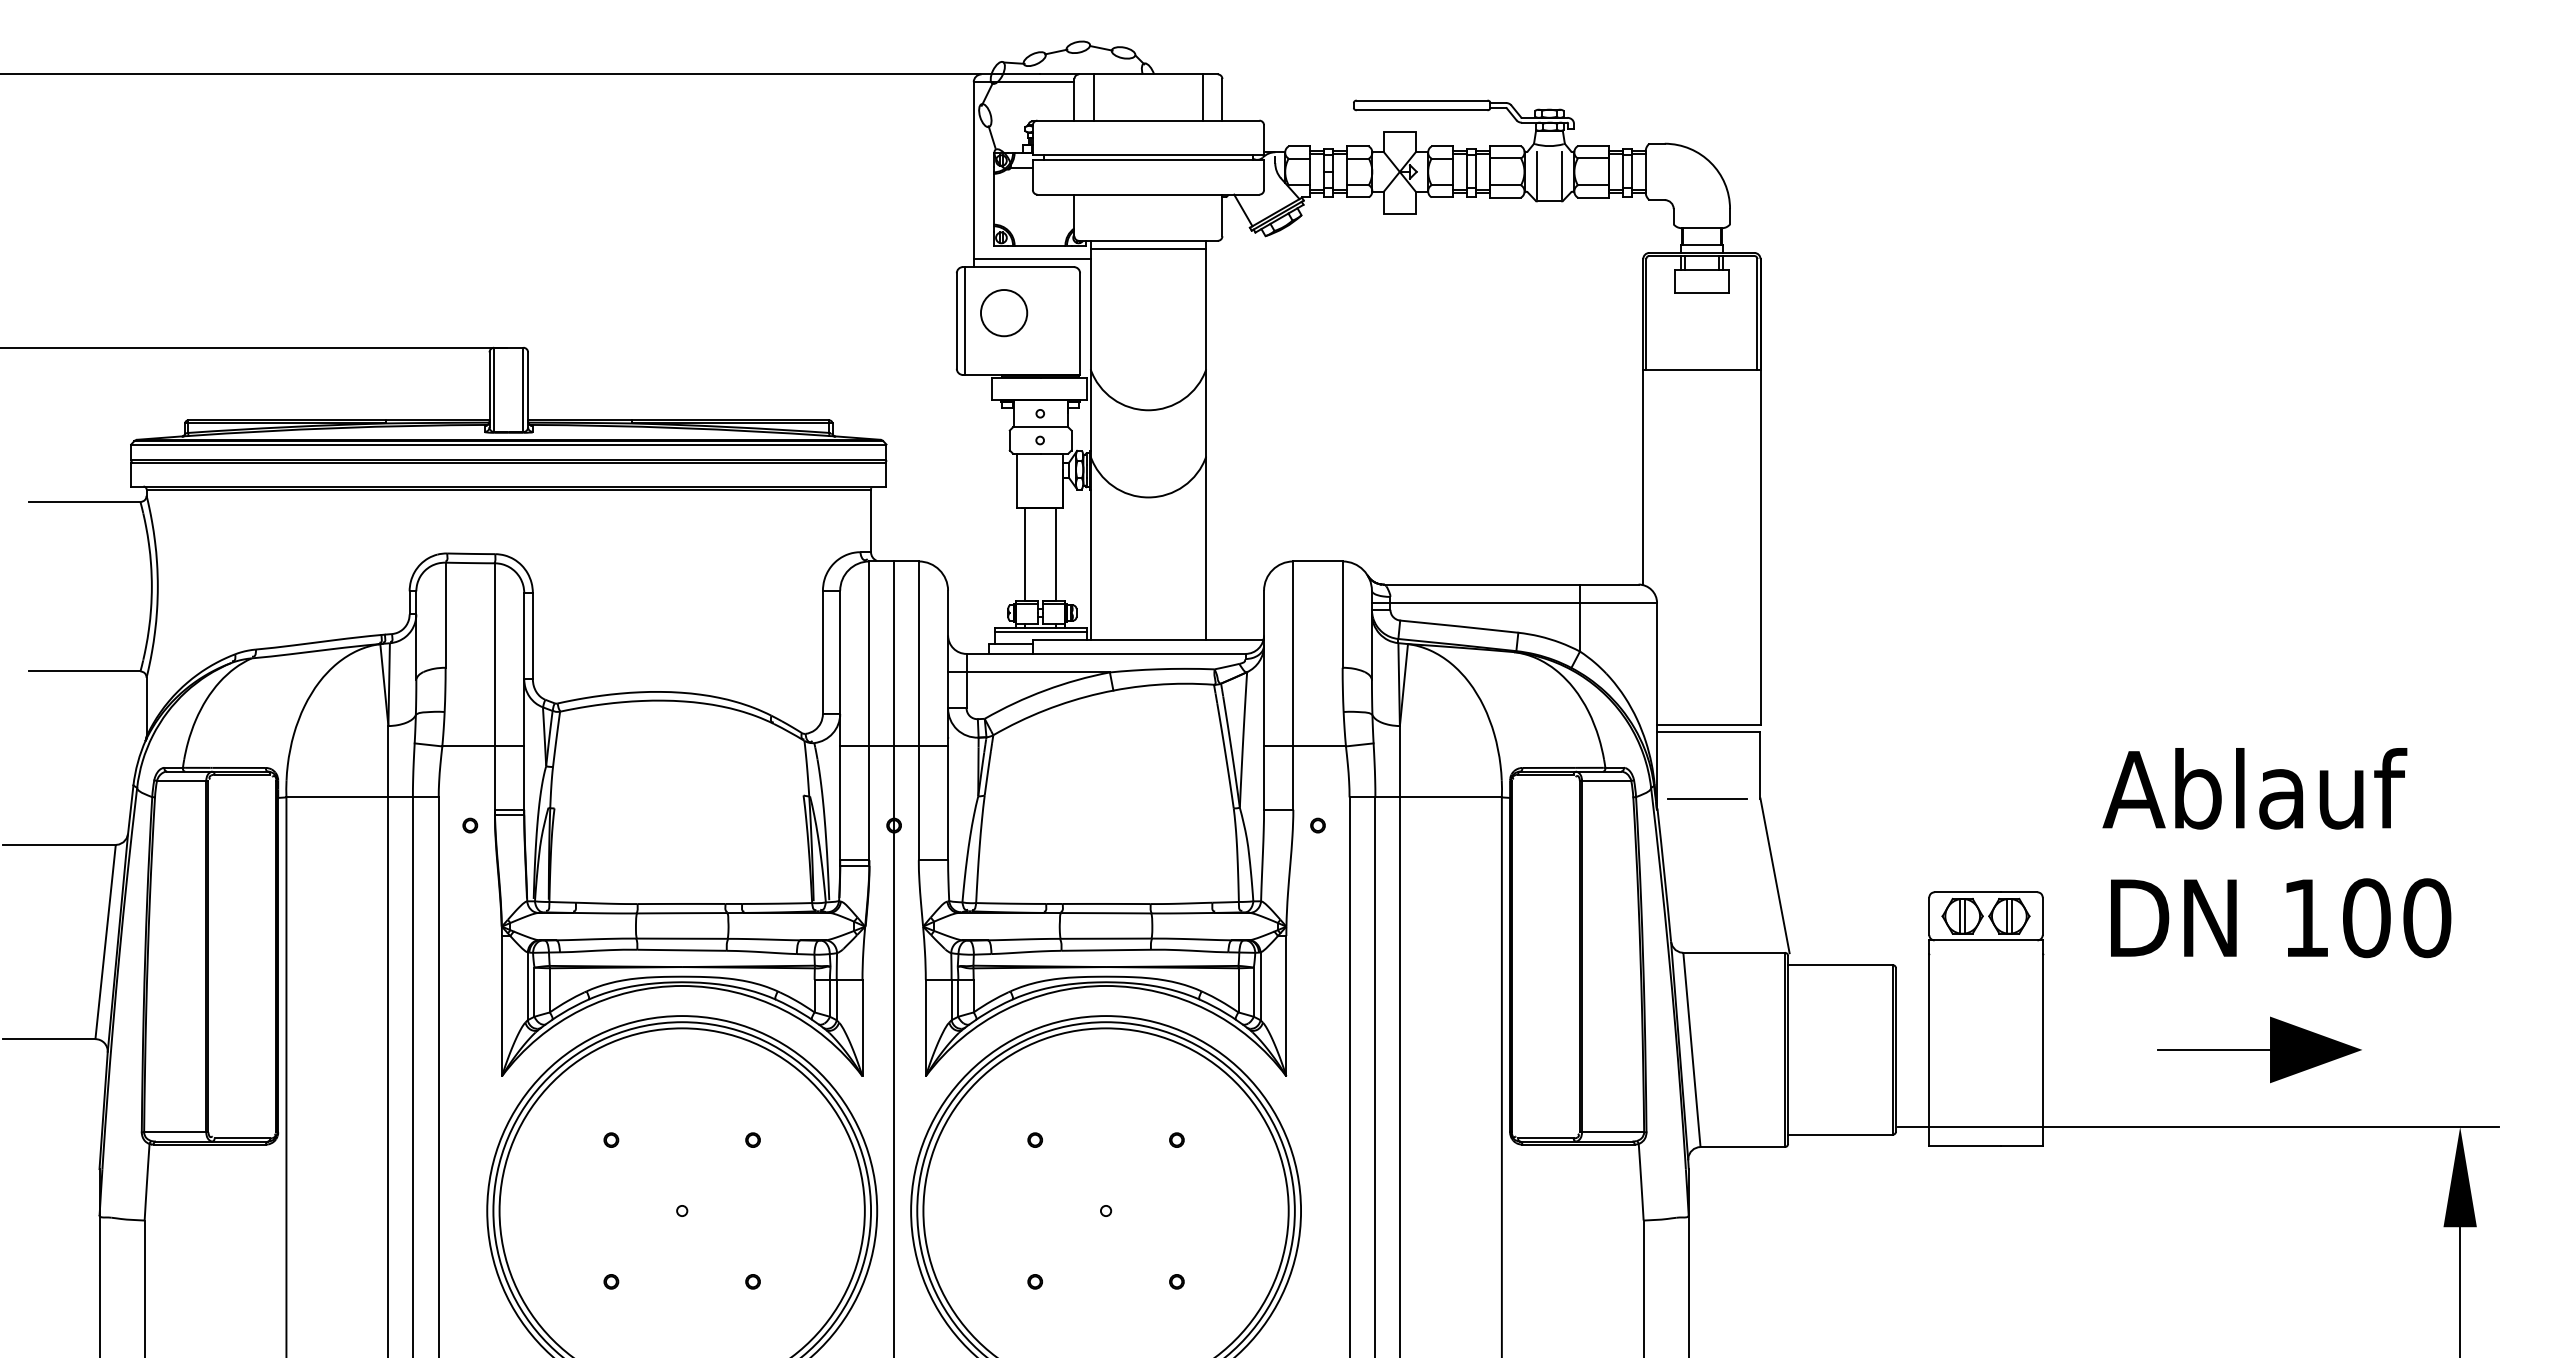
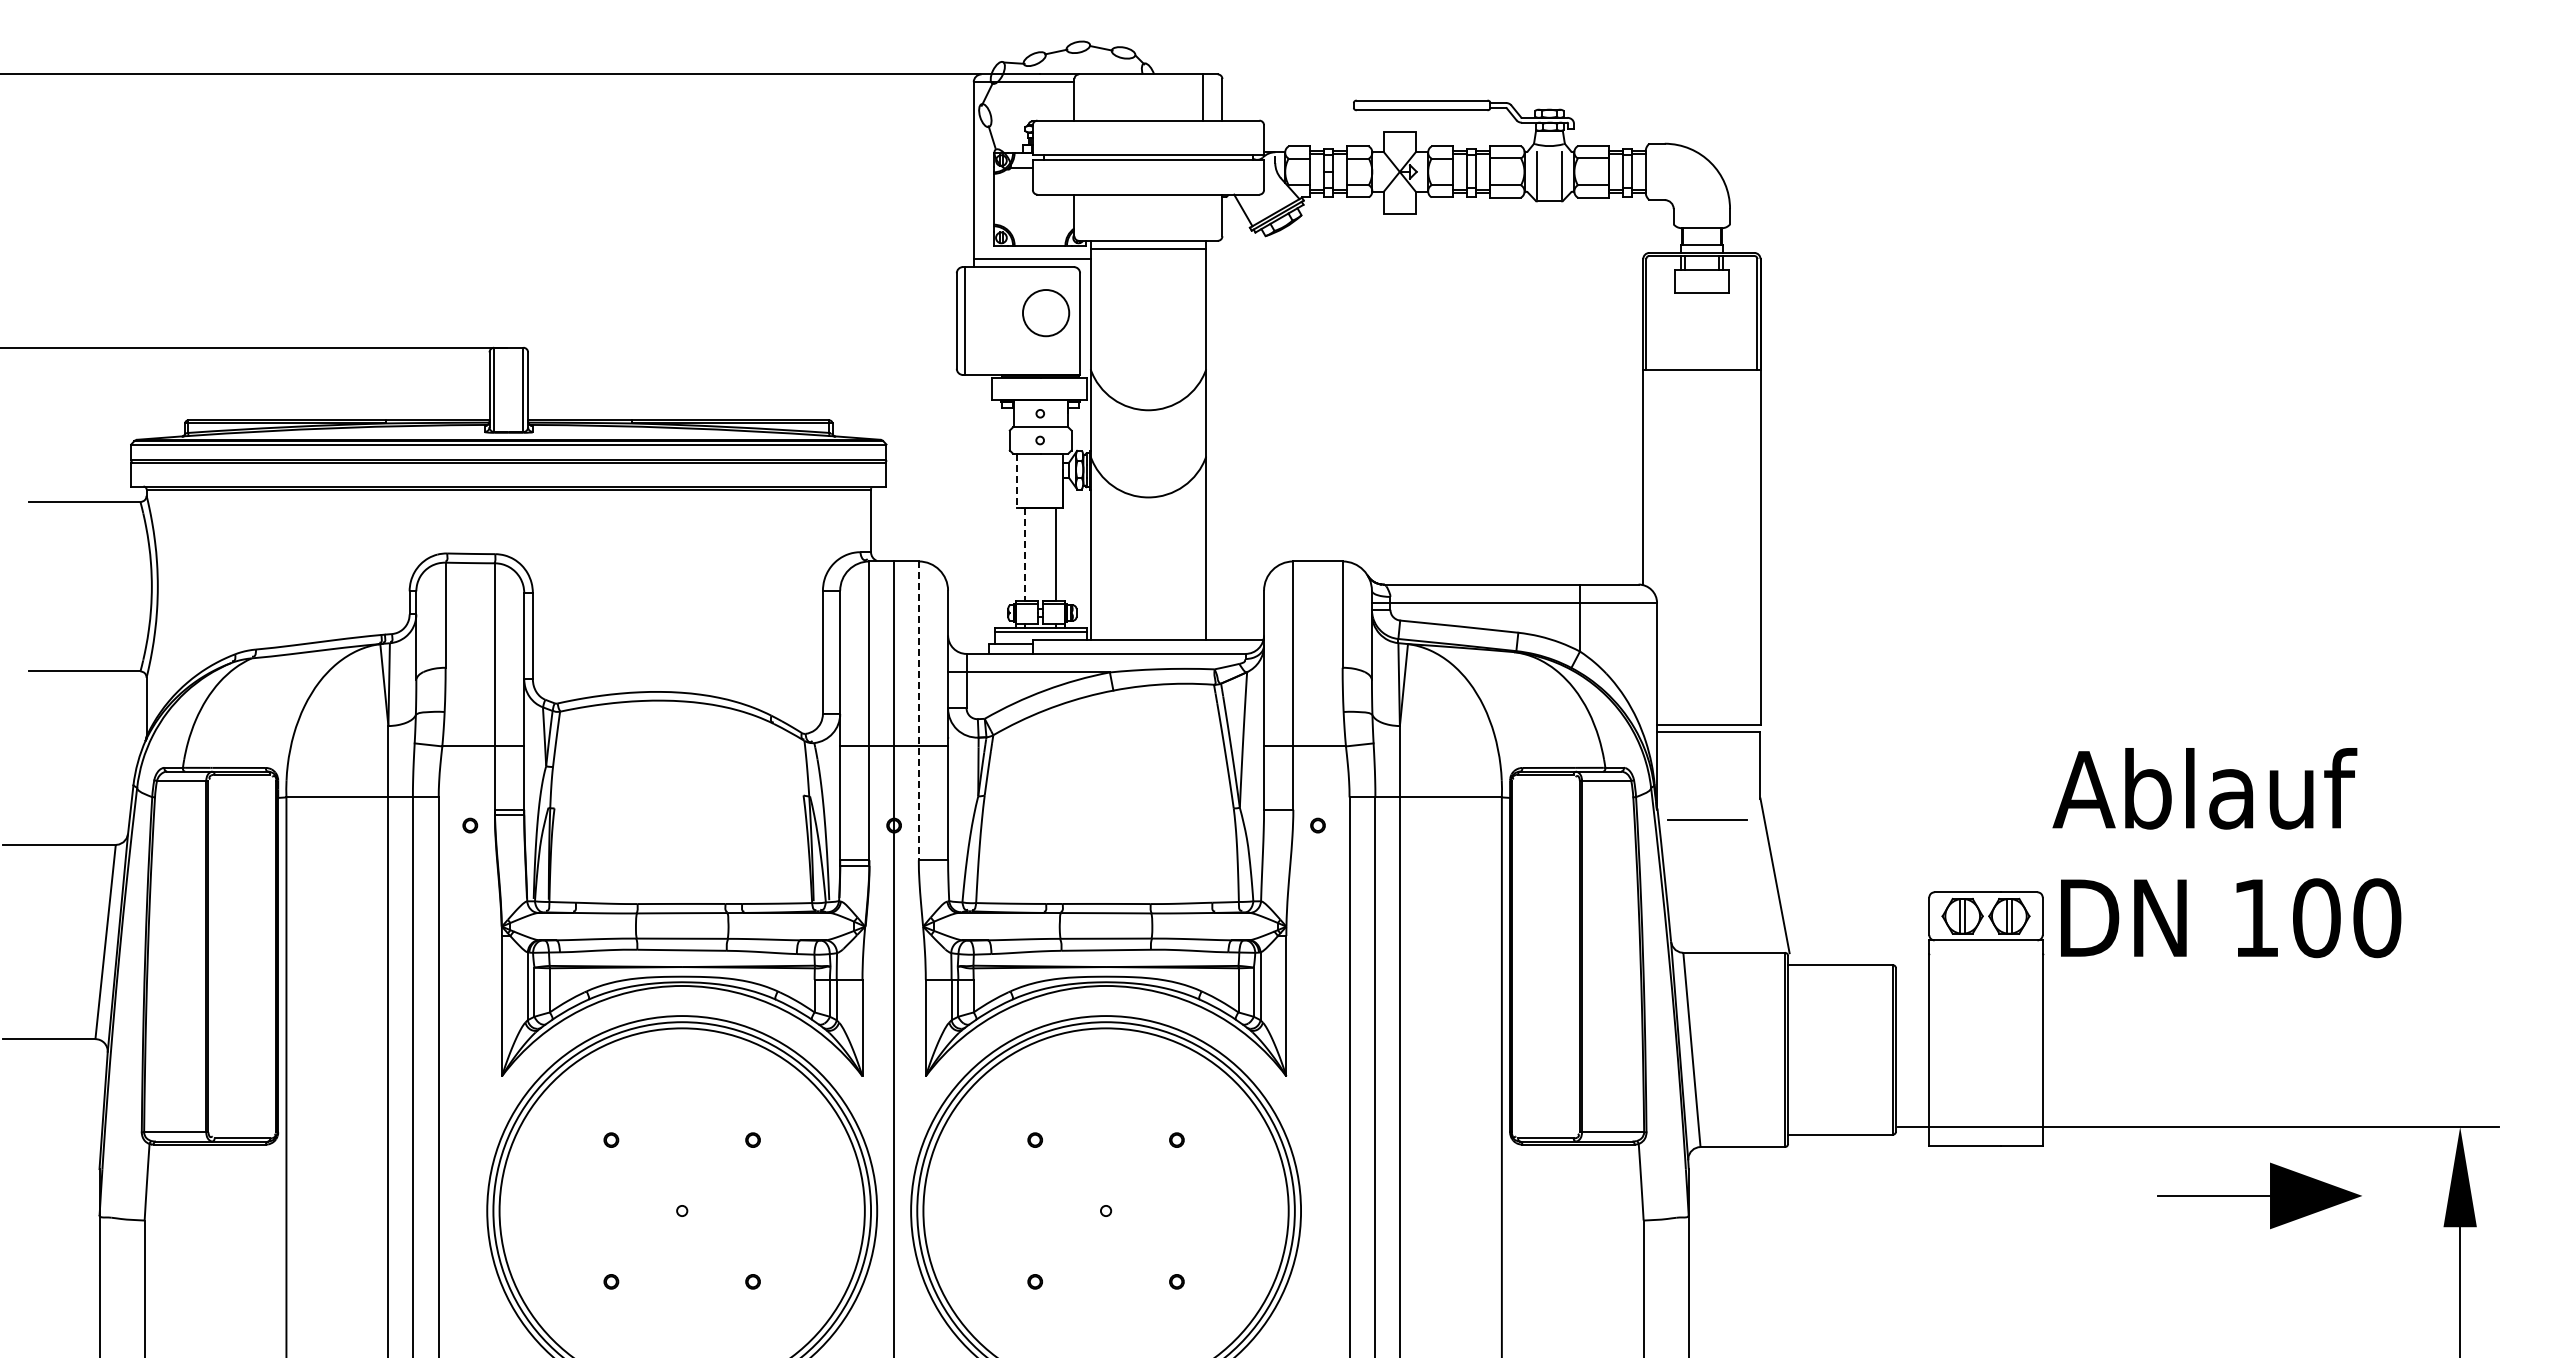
line: present -> none (1093, 97)
circle position: (1004, 313) -> (1046, 313) (1046, 313)
line: solid -> dashed (1017, 481)
line: solid -> dashed (1024, 554)
line: solid -> dashed (918, 711)
line position: (1707, 798) -> (1707, 819) (1707, 819)
text position: (2276, 853) -> (2226, 853) (2226, 853)
part position: (2259, 1049) -> (2259, 1195) (2259, 1195)
